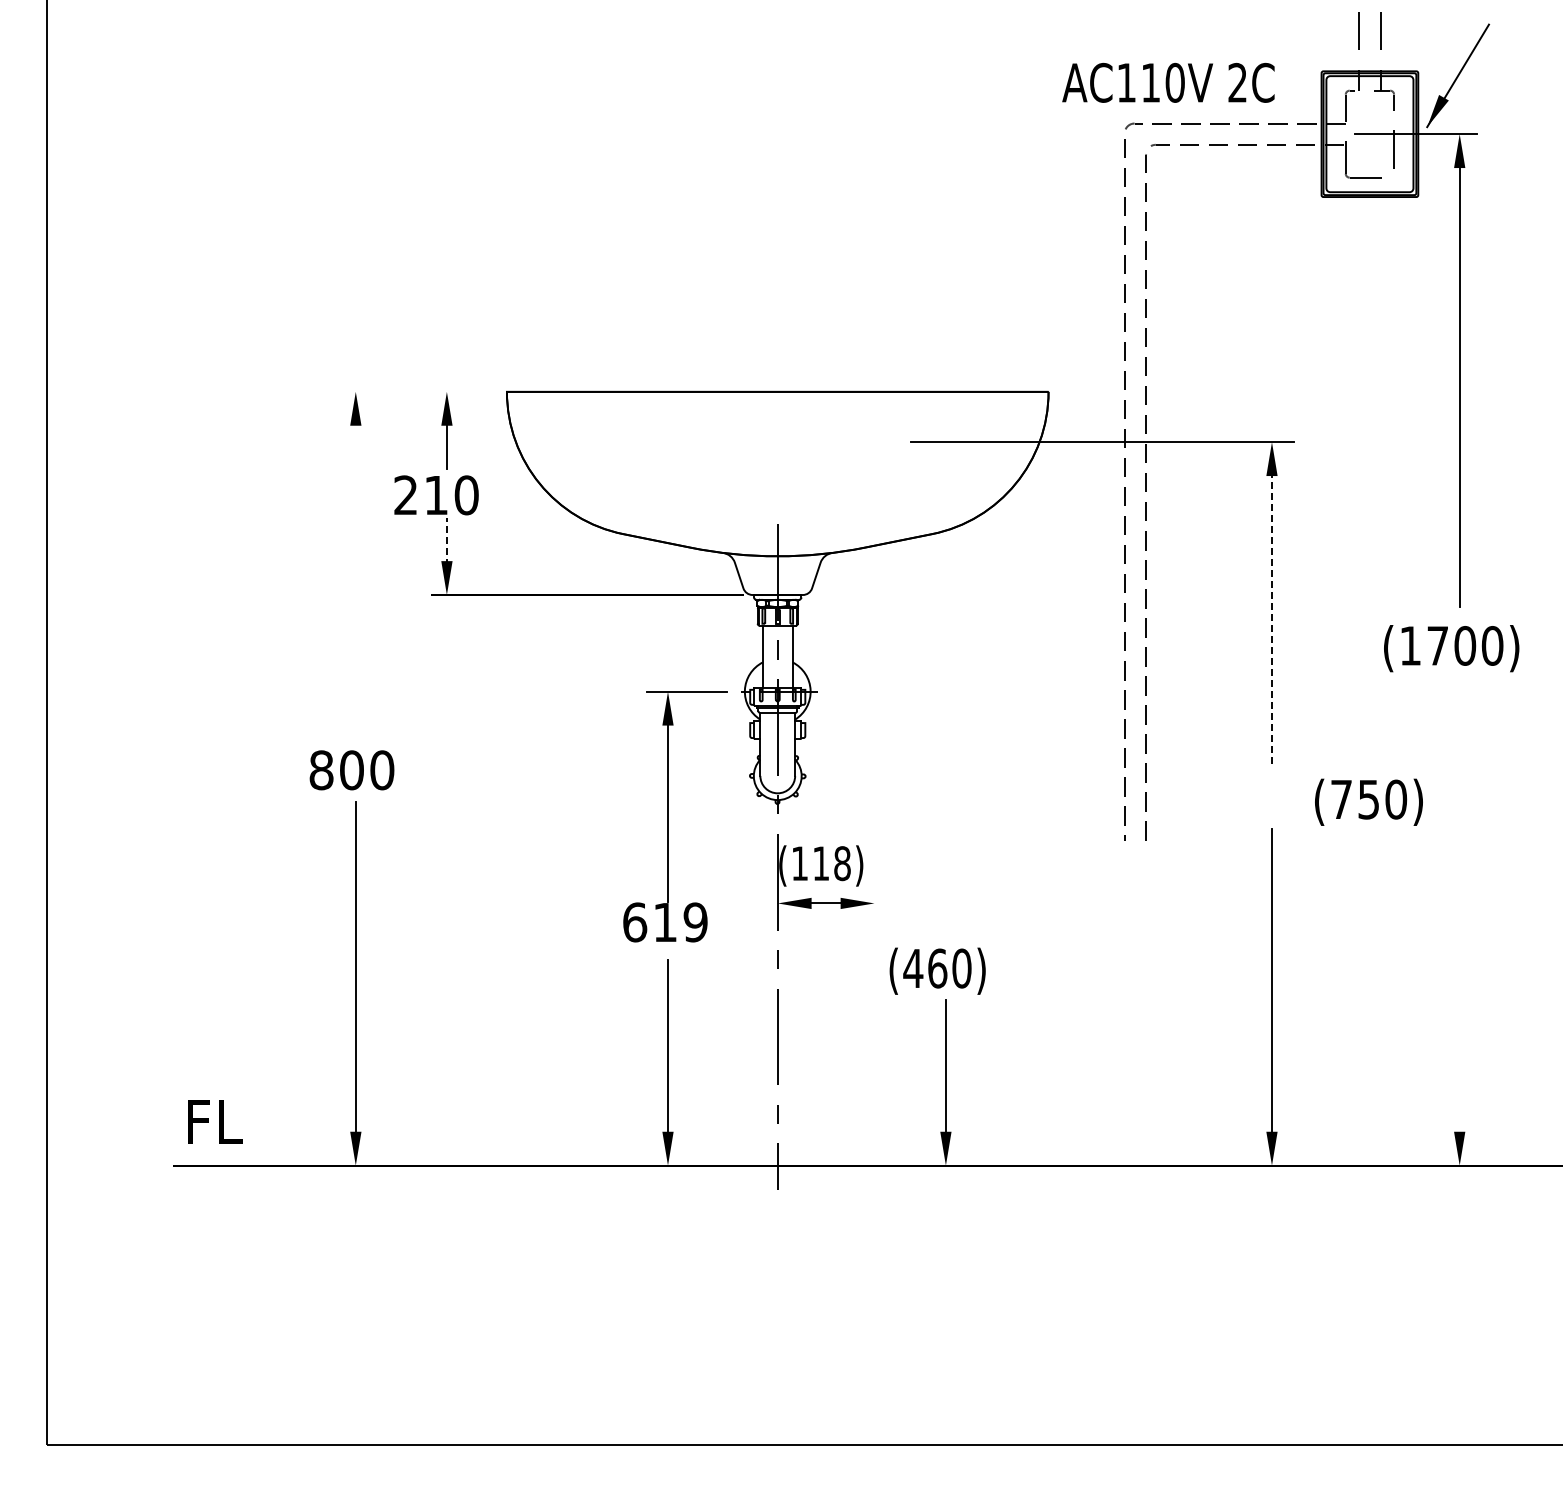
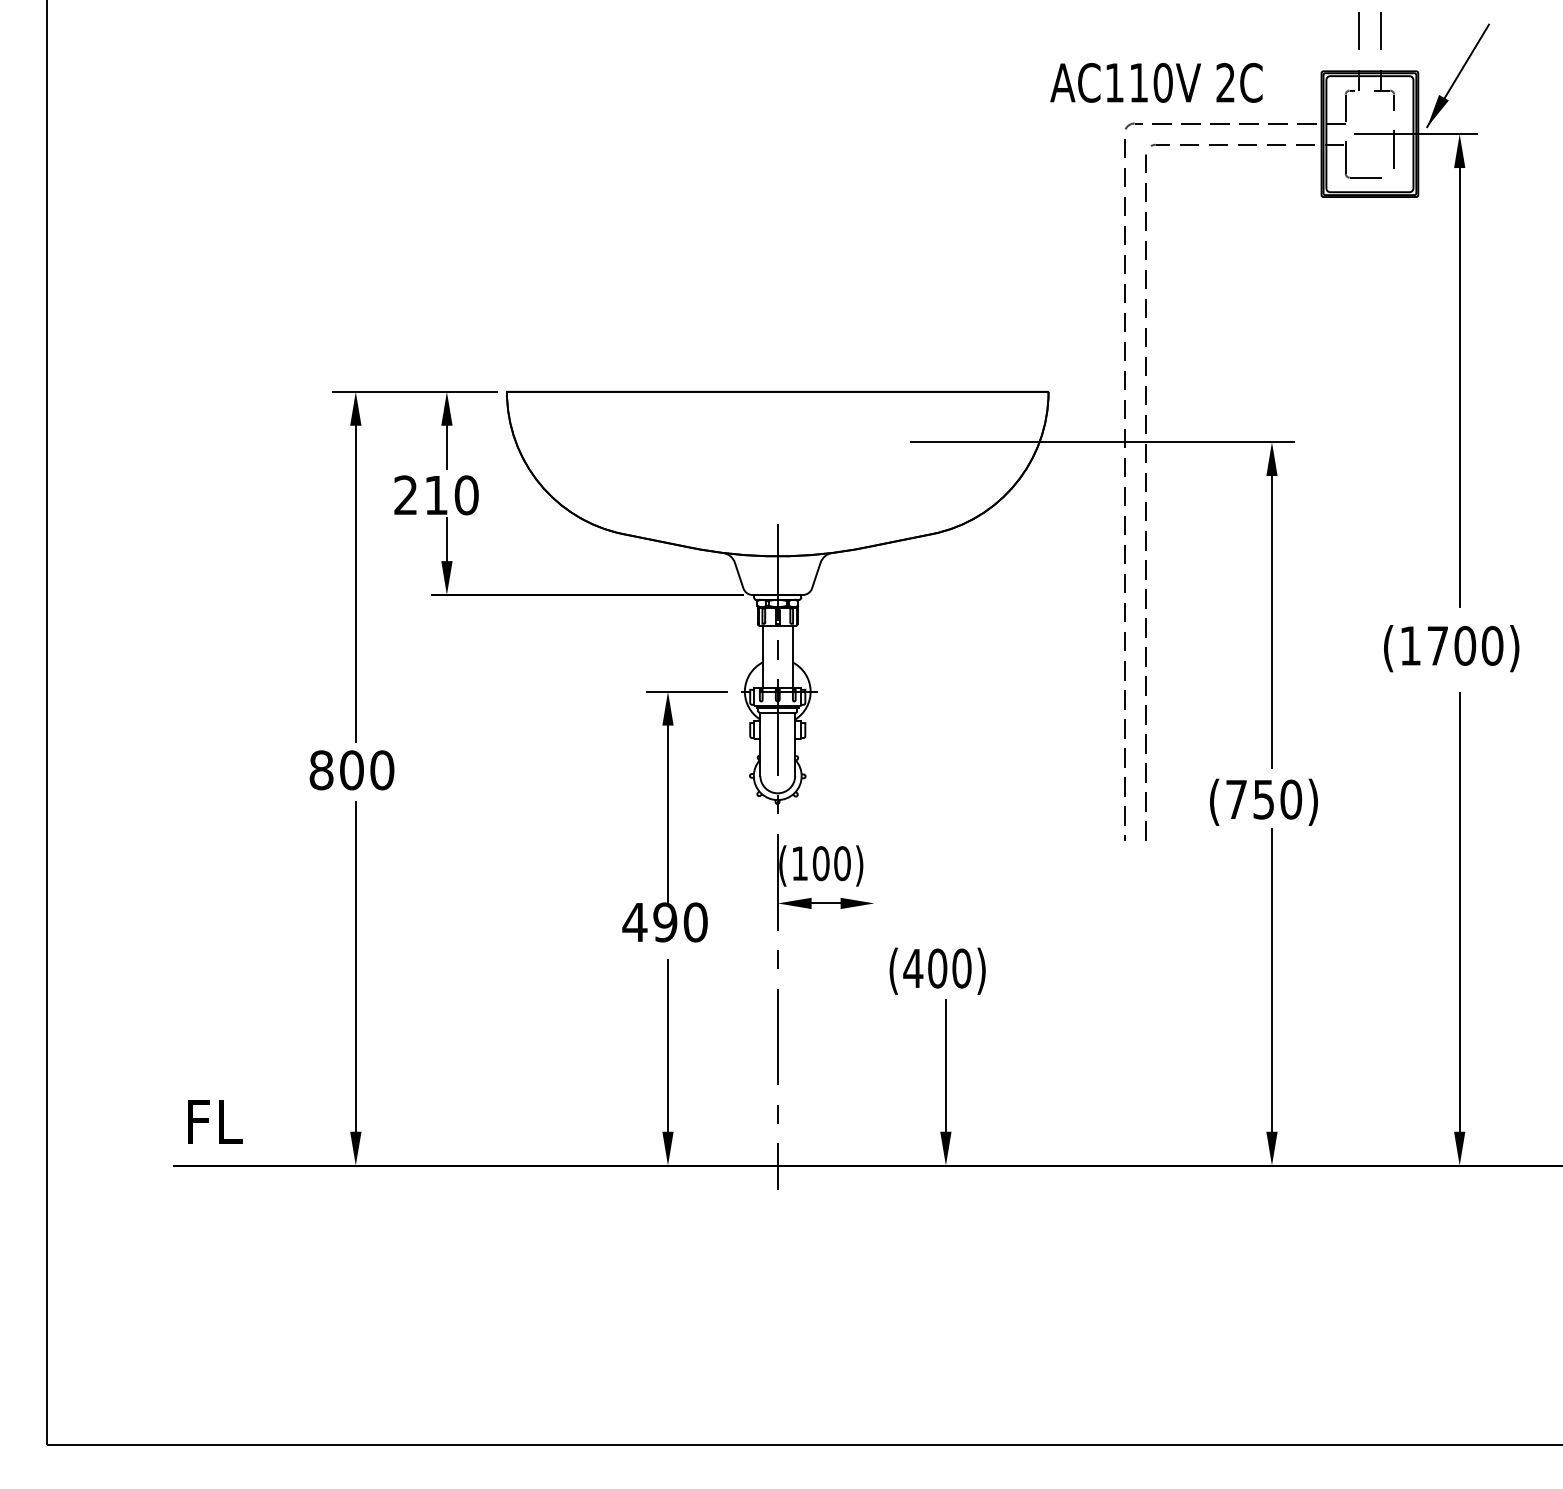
text position: (1168, 82) -> (1156, 82) (1156, 82)
line: none -> present (415, 391)
line: dashed -> solid (446, 541)
line: none -> present (355, 580)
line: dashed -> solid (1271, 619)
text position: (1368, 801) -> (1263, 801) (1263, 801)
text: (118) -> (100) (831, 863)
line: none -> present (1459, 914)
text: 619 -> 490 (664, 922)
text: (460) -> (400) (937, 968)
